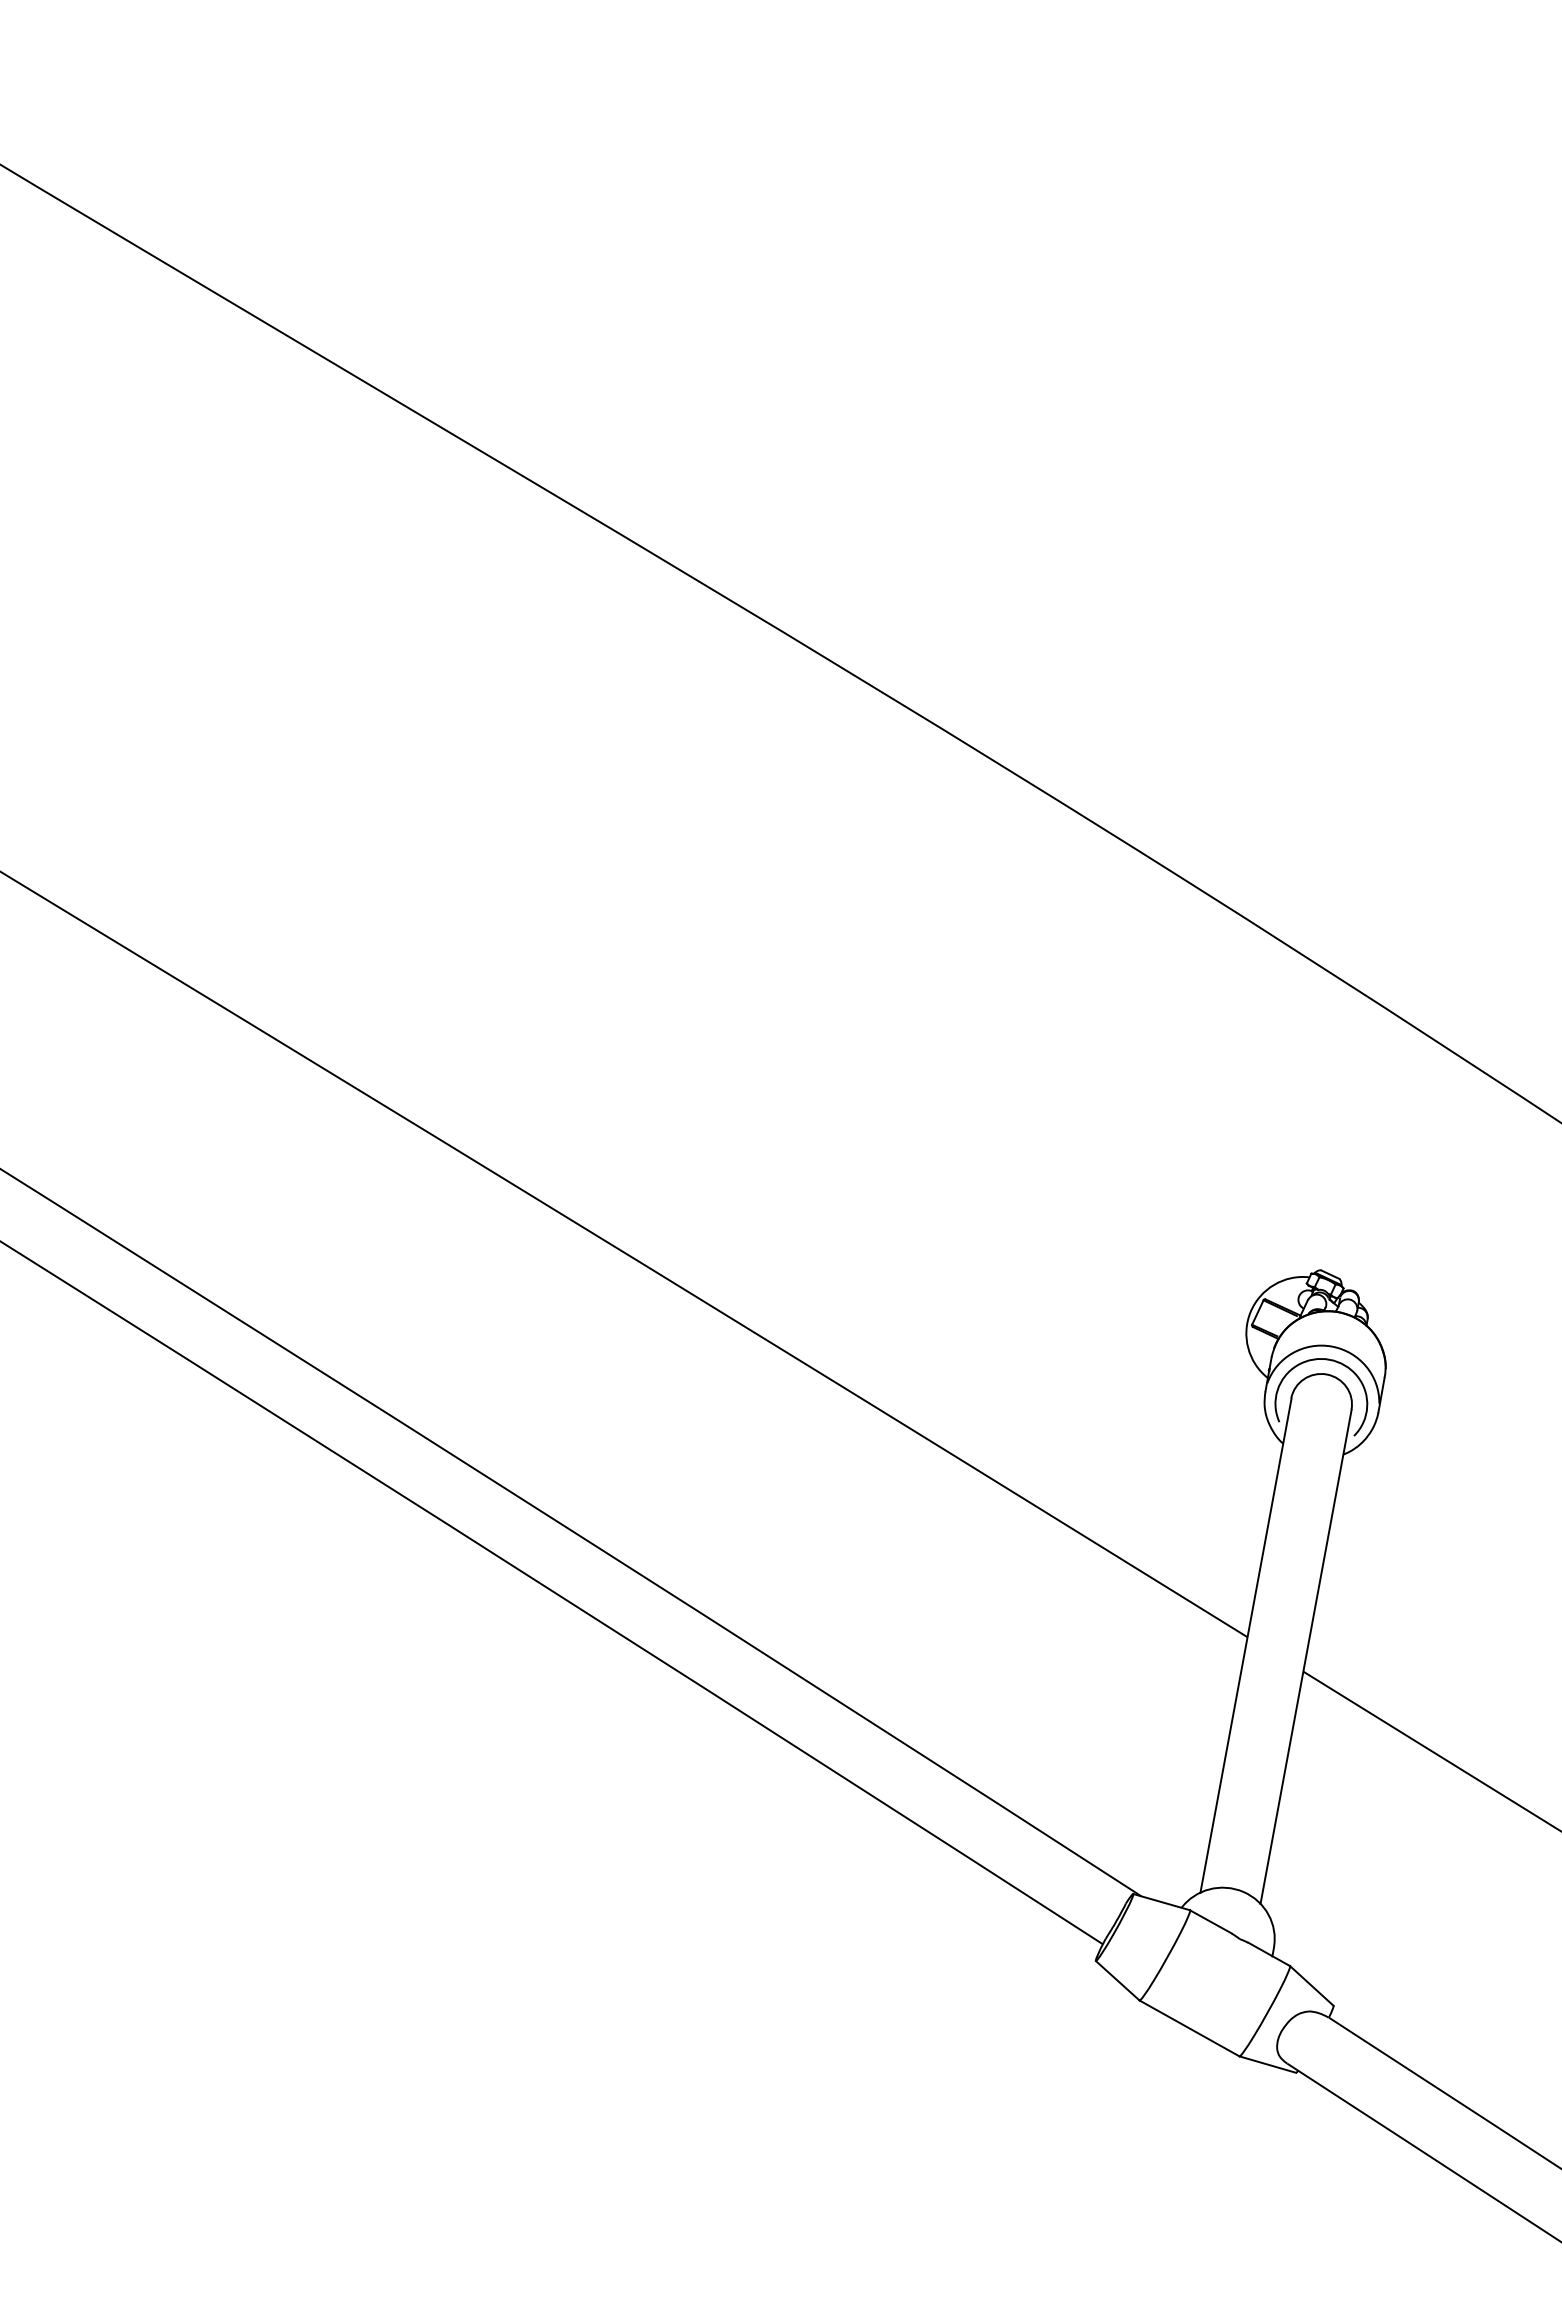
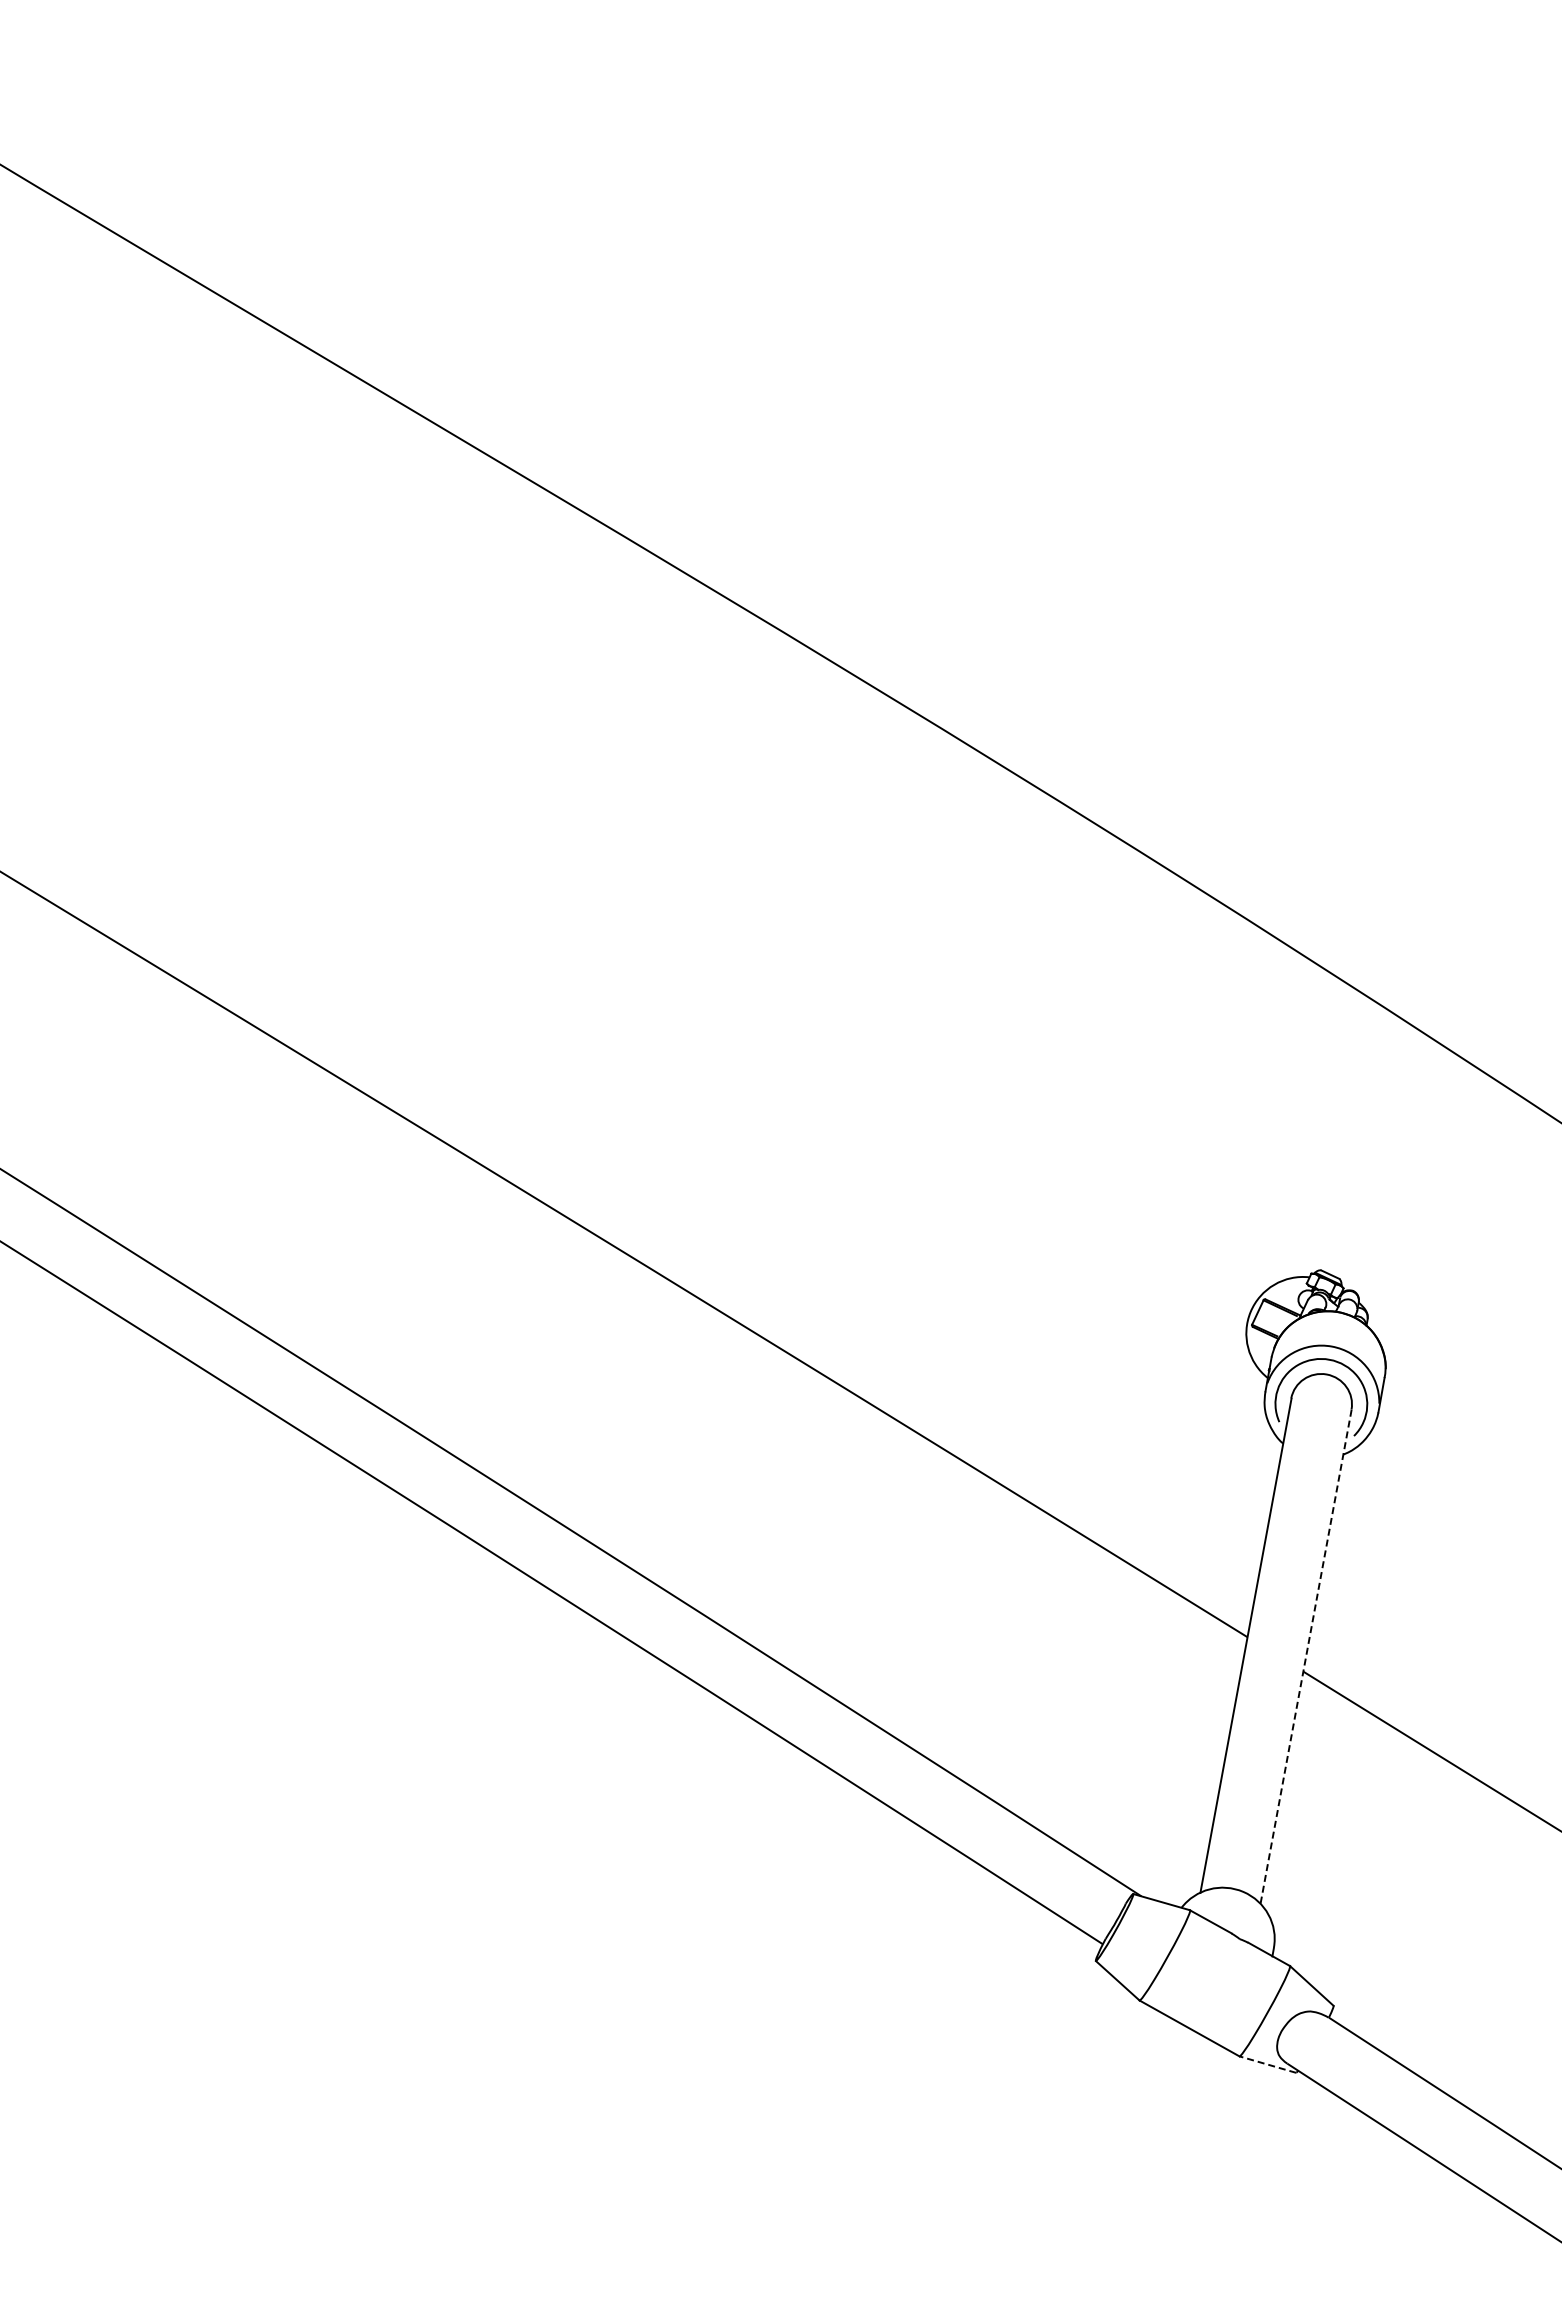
line: solid -> dashed (1305, 1657)
line: solid -> dashed (1267, 2064)
